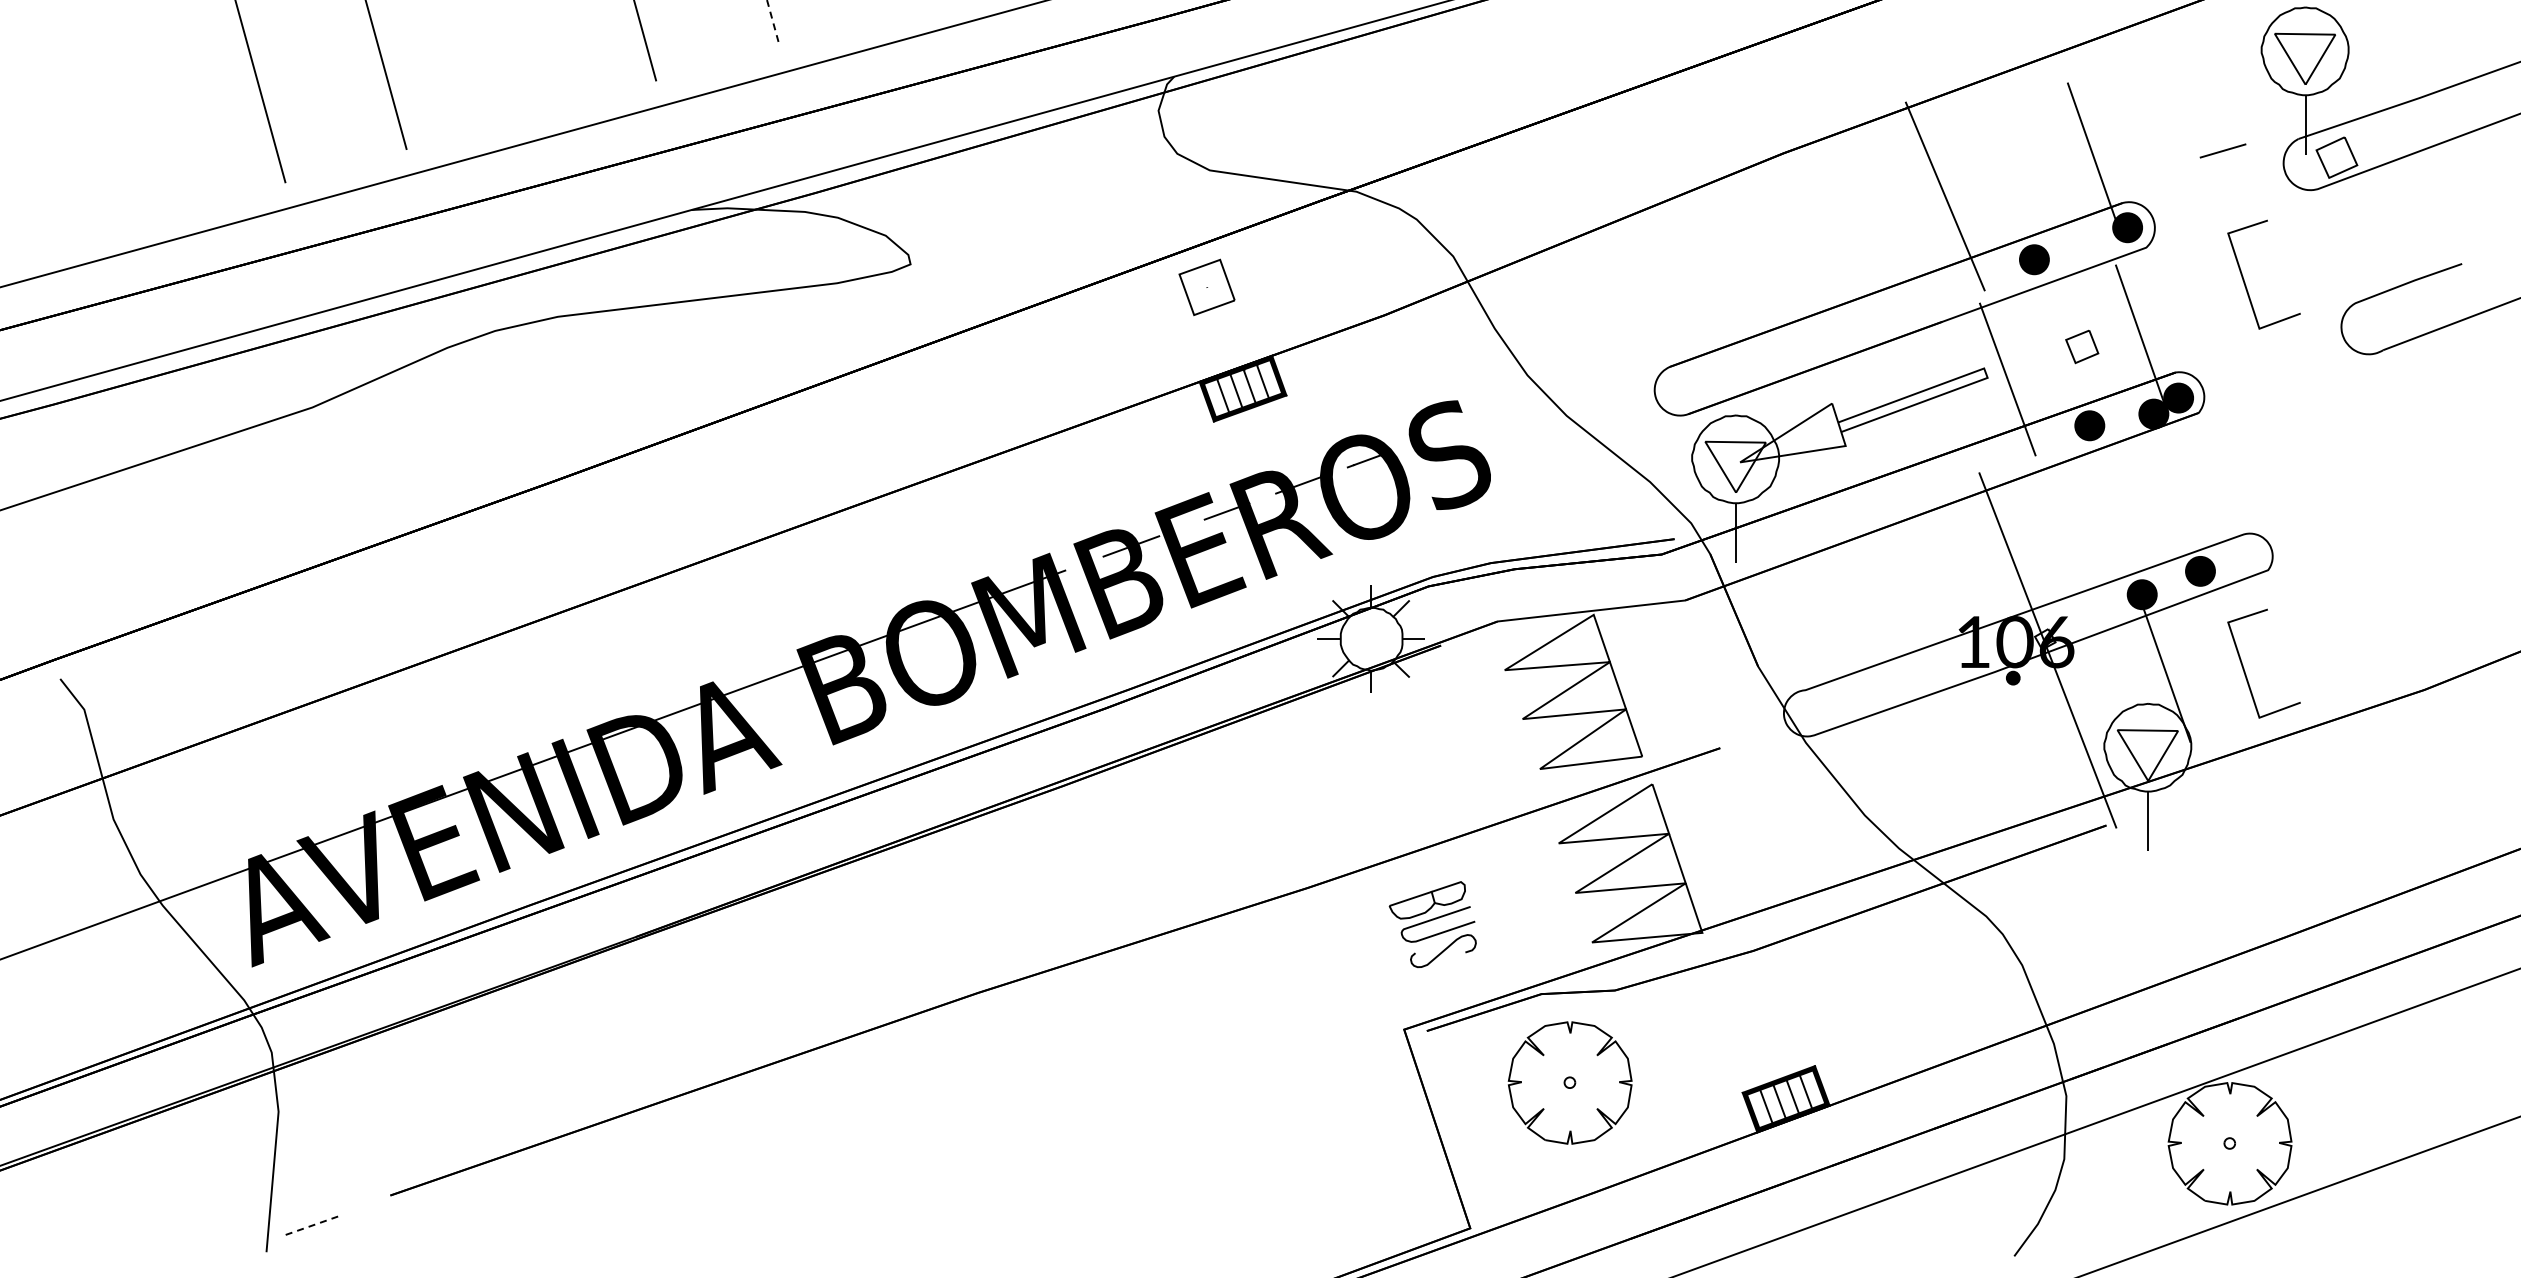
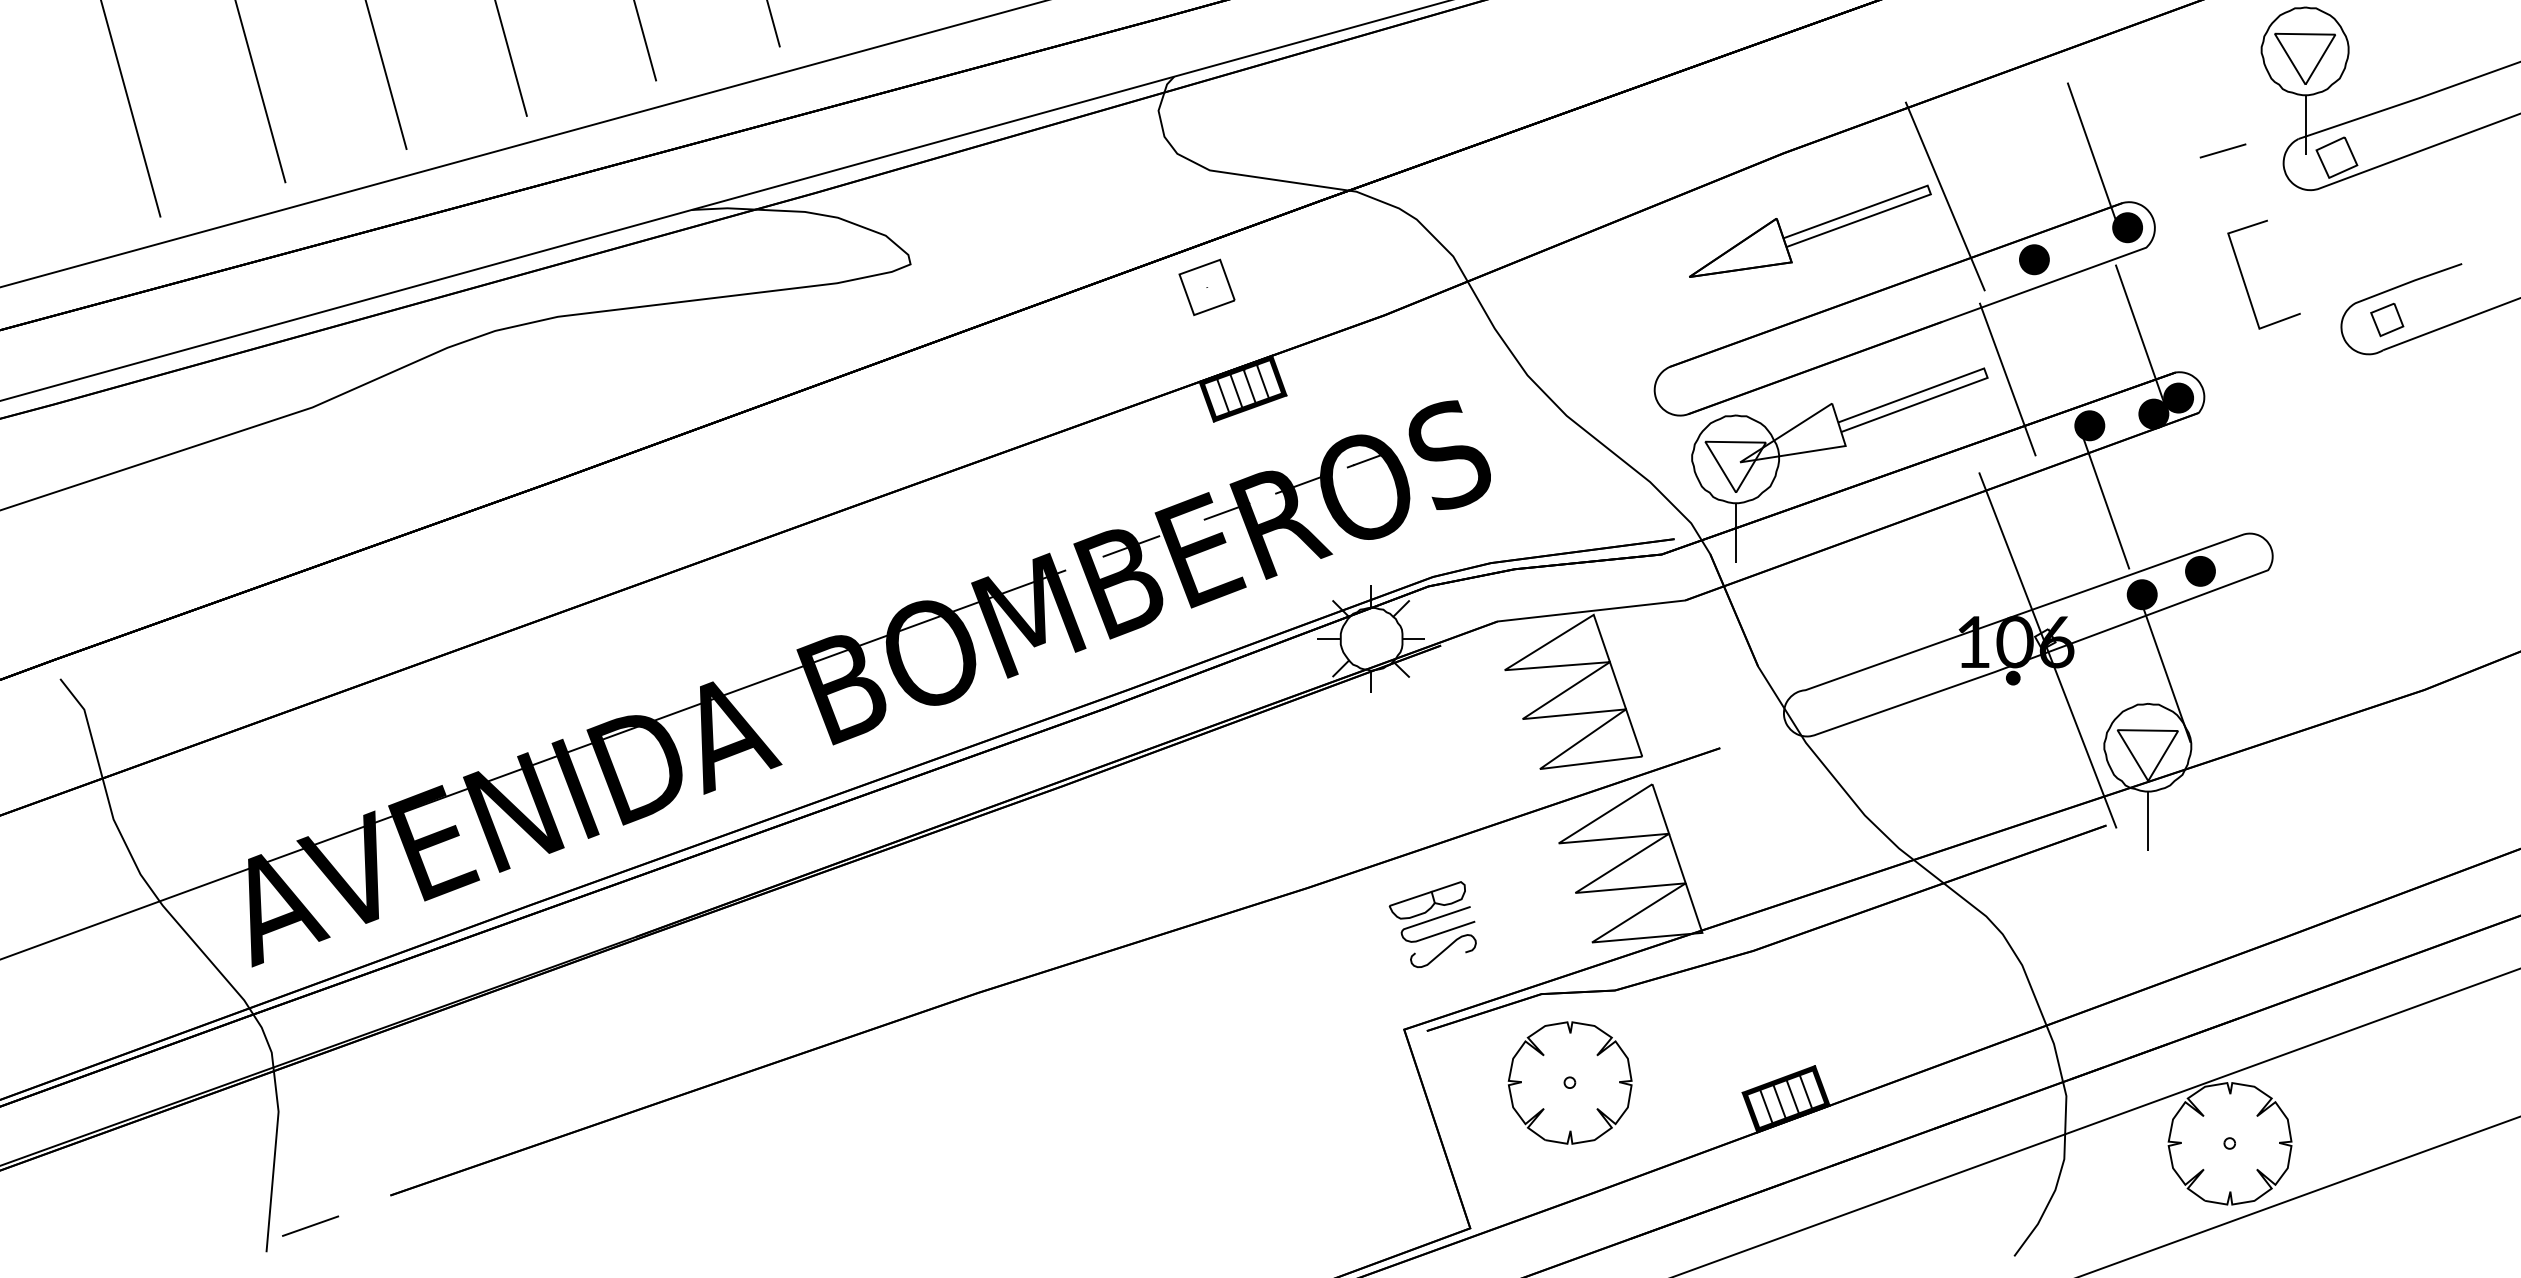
line: dashed -> solid (773, 23)
line: none -> present (510, 58)
line: none -> present (130, 109)
part: none -> present (1810, 230)
part position: (2082, 346) -> (2387, 319) (2387, 319)
line: none -> present (2104, 497)
line: present -> none (2244, 668)
line: dashed -> solid (310, 1226)
